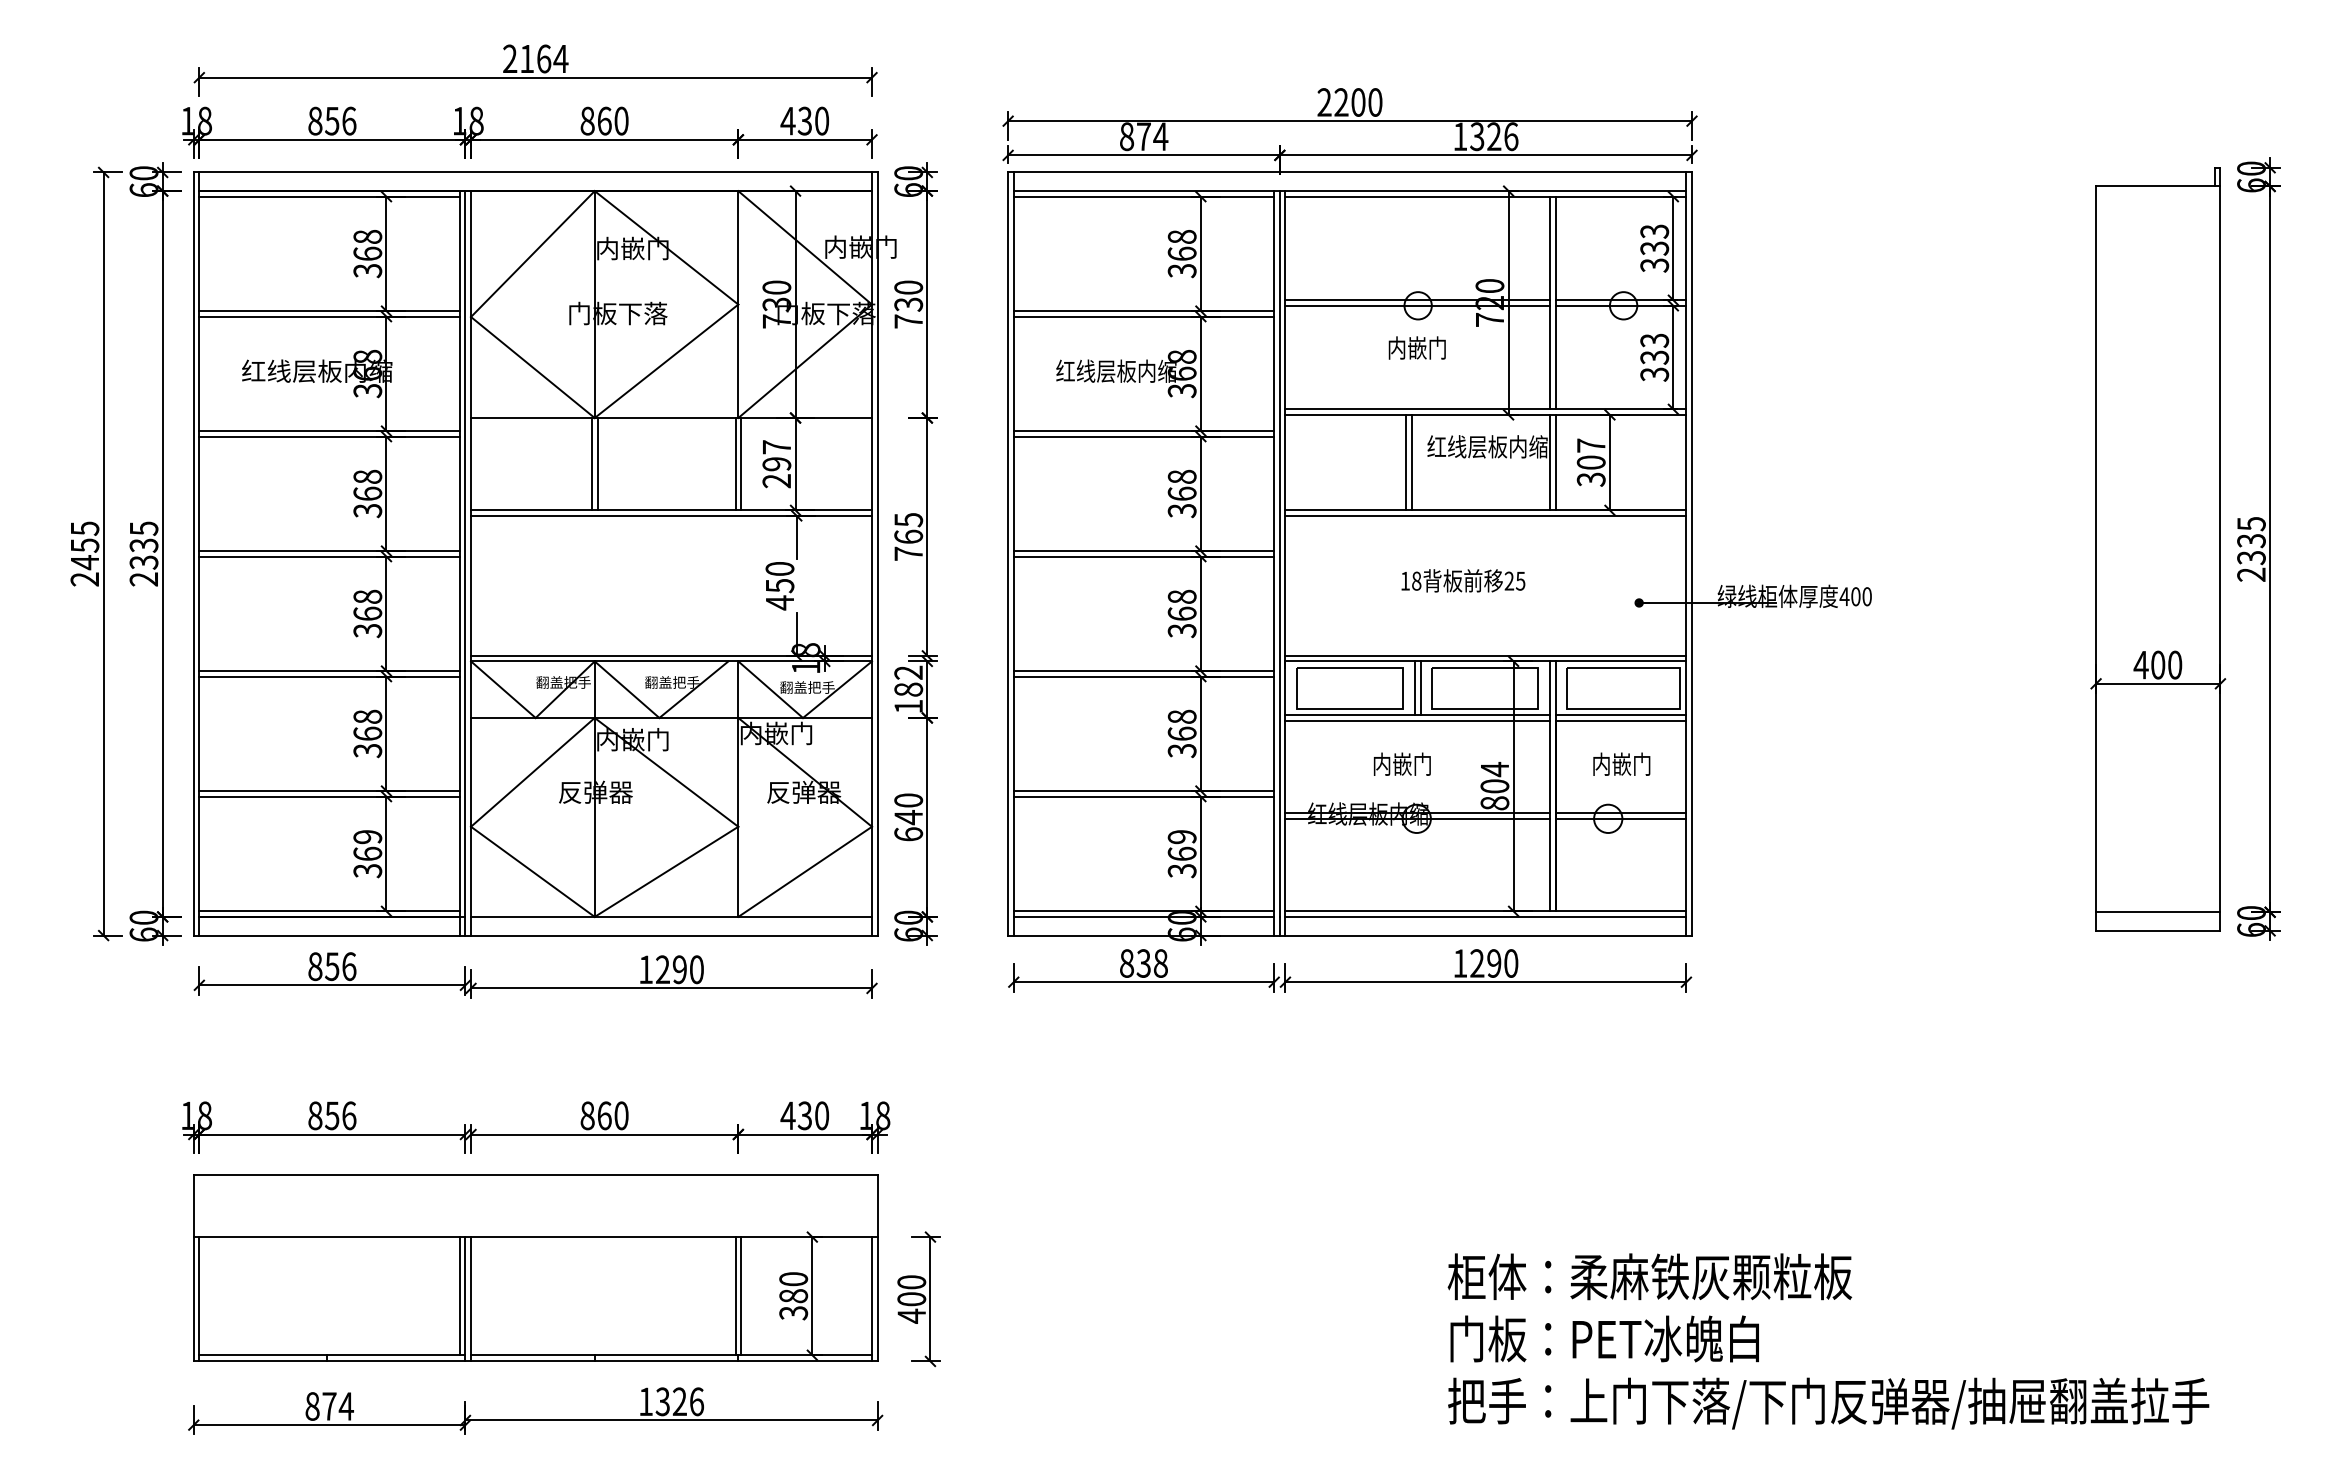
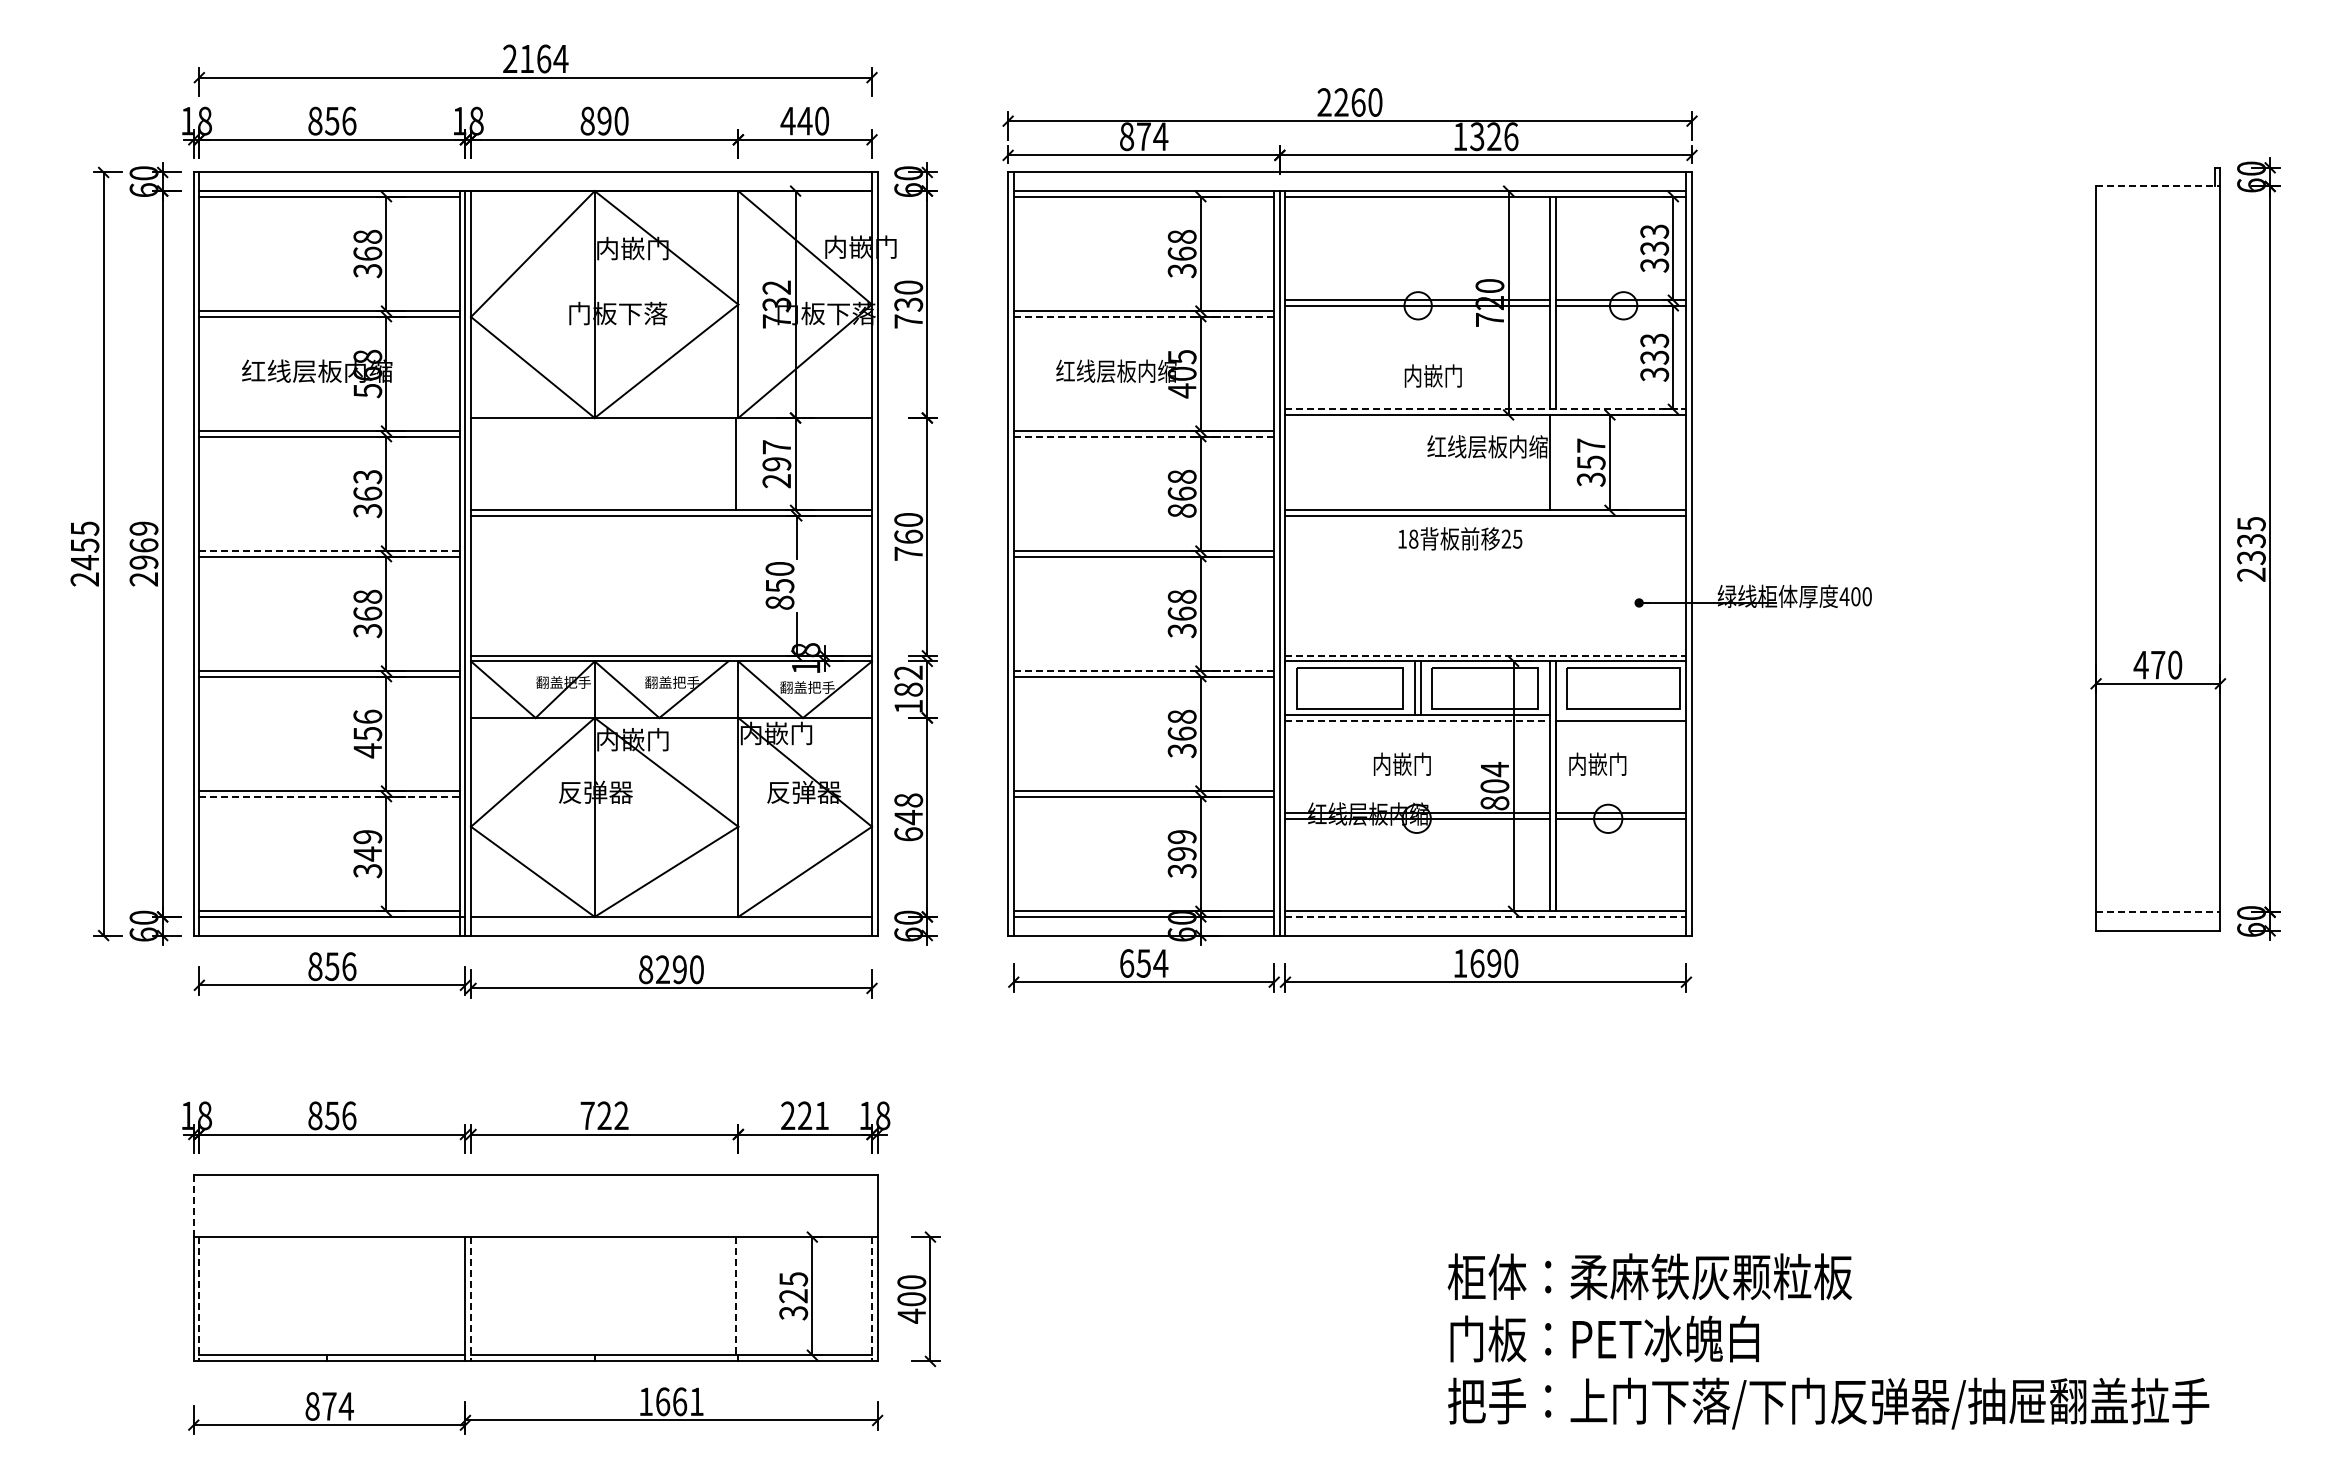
text: 2200 -> 2260 (1358, 102)
text: 860 -> 890 (604, 120)
text: 430 -> 440 (804, 120)
line: solid -> dashed (2158, 186)
text: 730 -> 732 (776, 287)
line: solid -> dashed (1144, 316)
text position: (1416, 347) -> (1432, 375) (1432, 375)
text: 368 -> 405 (1181, 373)
text: 368 -> 568 (367, 390)
line: solid -> dashed (1486, 409)
line: solid -> dashed (1144, 436)
line: present -> none (1406, 462)
line: present -> none (1411, 462)
line: present -> none (1555, 462)
text: 307 -> 357 (1590, 462)
line: present -> none (591, 464)
line: present -> none (597, 464)
line: present -> none (741, 464)
text: 368 -> 363 (367, 476)
text: 368 -> 868 (1181, 510)
text: 765 -> 760 (908, 520)
text: 2335 -> 2969 (143, 545)
line: solid -> dashed (330, 551)
text position: (1463, 580) -> (1460, 538) (1460, 538)
text: 450 -> 850 (779, 602)
line: solid -> dashed (1486, 655)
text: 400 -> 470 (2158, 664)
line: solid -> dashed (1144, 671)
line: present -> none (1620, 715)
line: solid -> dashed (1418, 720)
text: 368 -> 456 (367, 733)
text position: (1621, 763) -> (1597, 763) (1597, 763)
line: solid -> dashed (330, 796)
text: 640 -> 648 (908, 800)
text: 369 -> 349 (367, 853)
text: 369 -> 399 (1181, 853)
line: solid -> dashed (2158, 912)
line: solid -> dashed (1486, 916)
text: 838 -> 654 (1144, 963)
text: 1290 -> 1690 (1477, 963)
text: 1290 -> 8290 (646, 969)
text: 860 -> 722 (604, 1115)
text: 430 -> 221 (804, 1115)
line: solid -> dashed (193, 1206)
text: 380 -> 325 (793, 1287)
line: present -> none (459, 1296)
line: solid -> dashed (735, 1296)
line: present -> none (741, 1296)
line: solid -> dashed (199, 1299)
line: solid -> dashed (471, 1299)
line: solid -> dashed (872, 1299)
text: 1326 -> 1661 (679, 1401)
